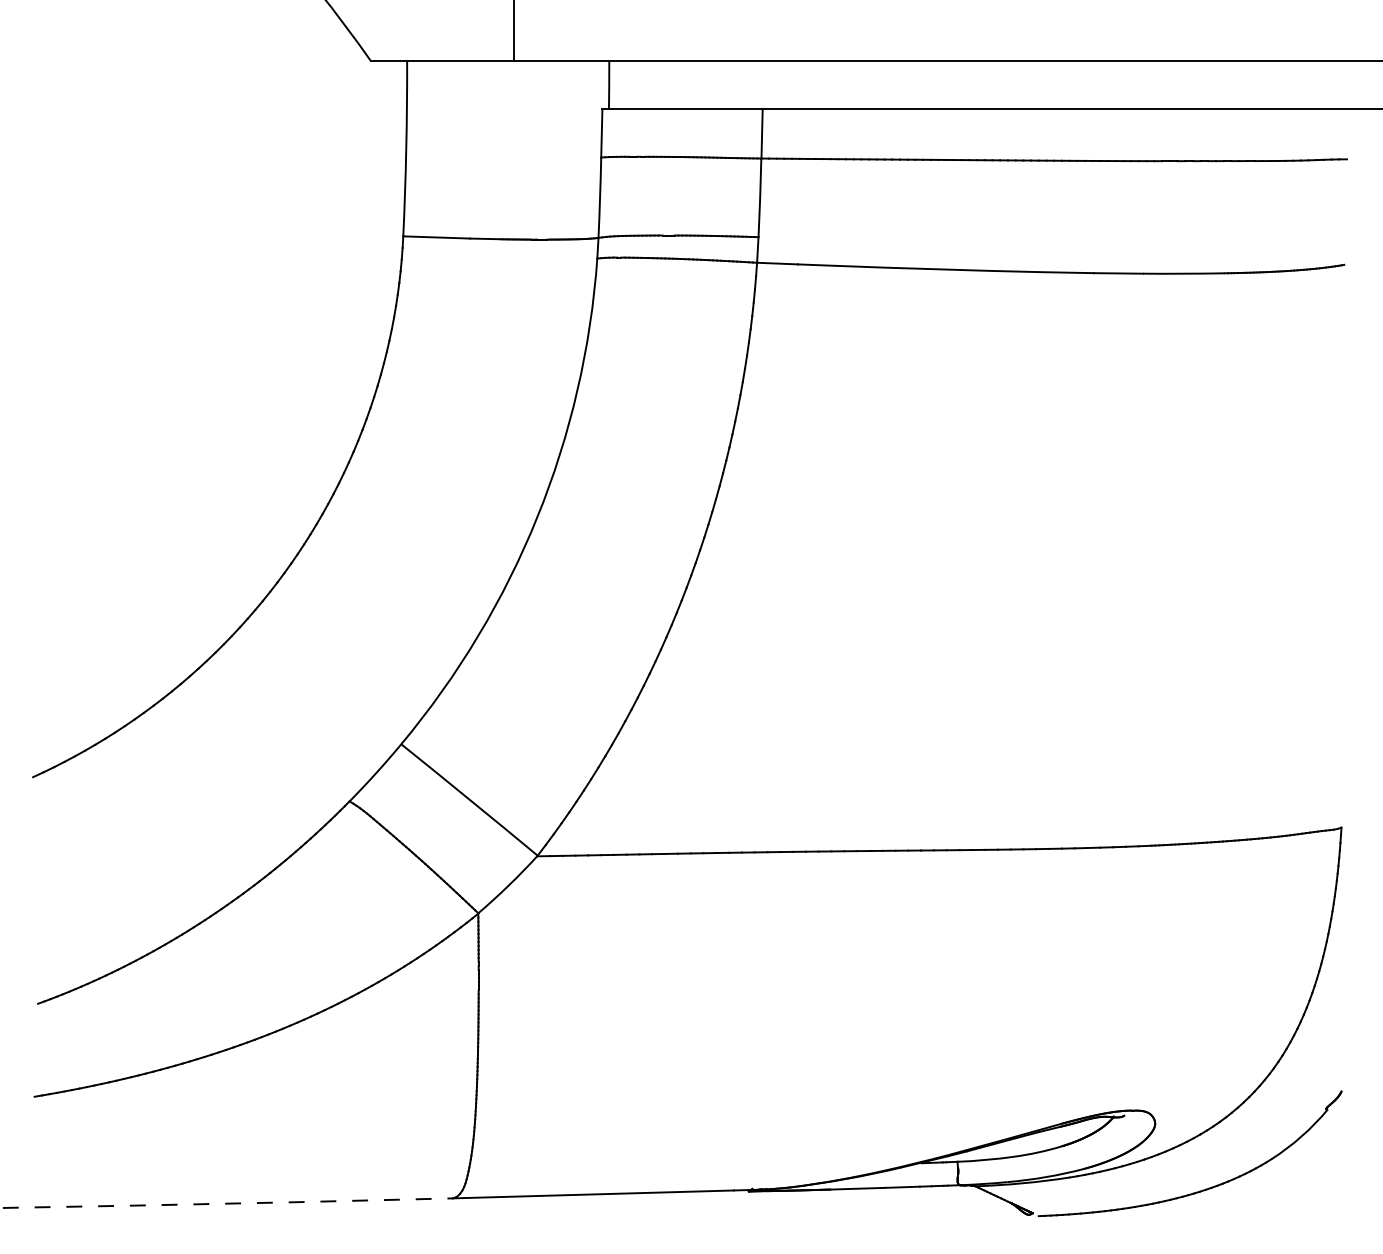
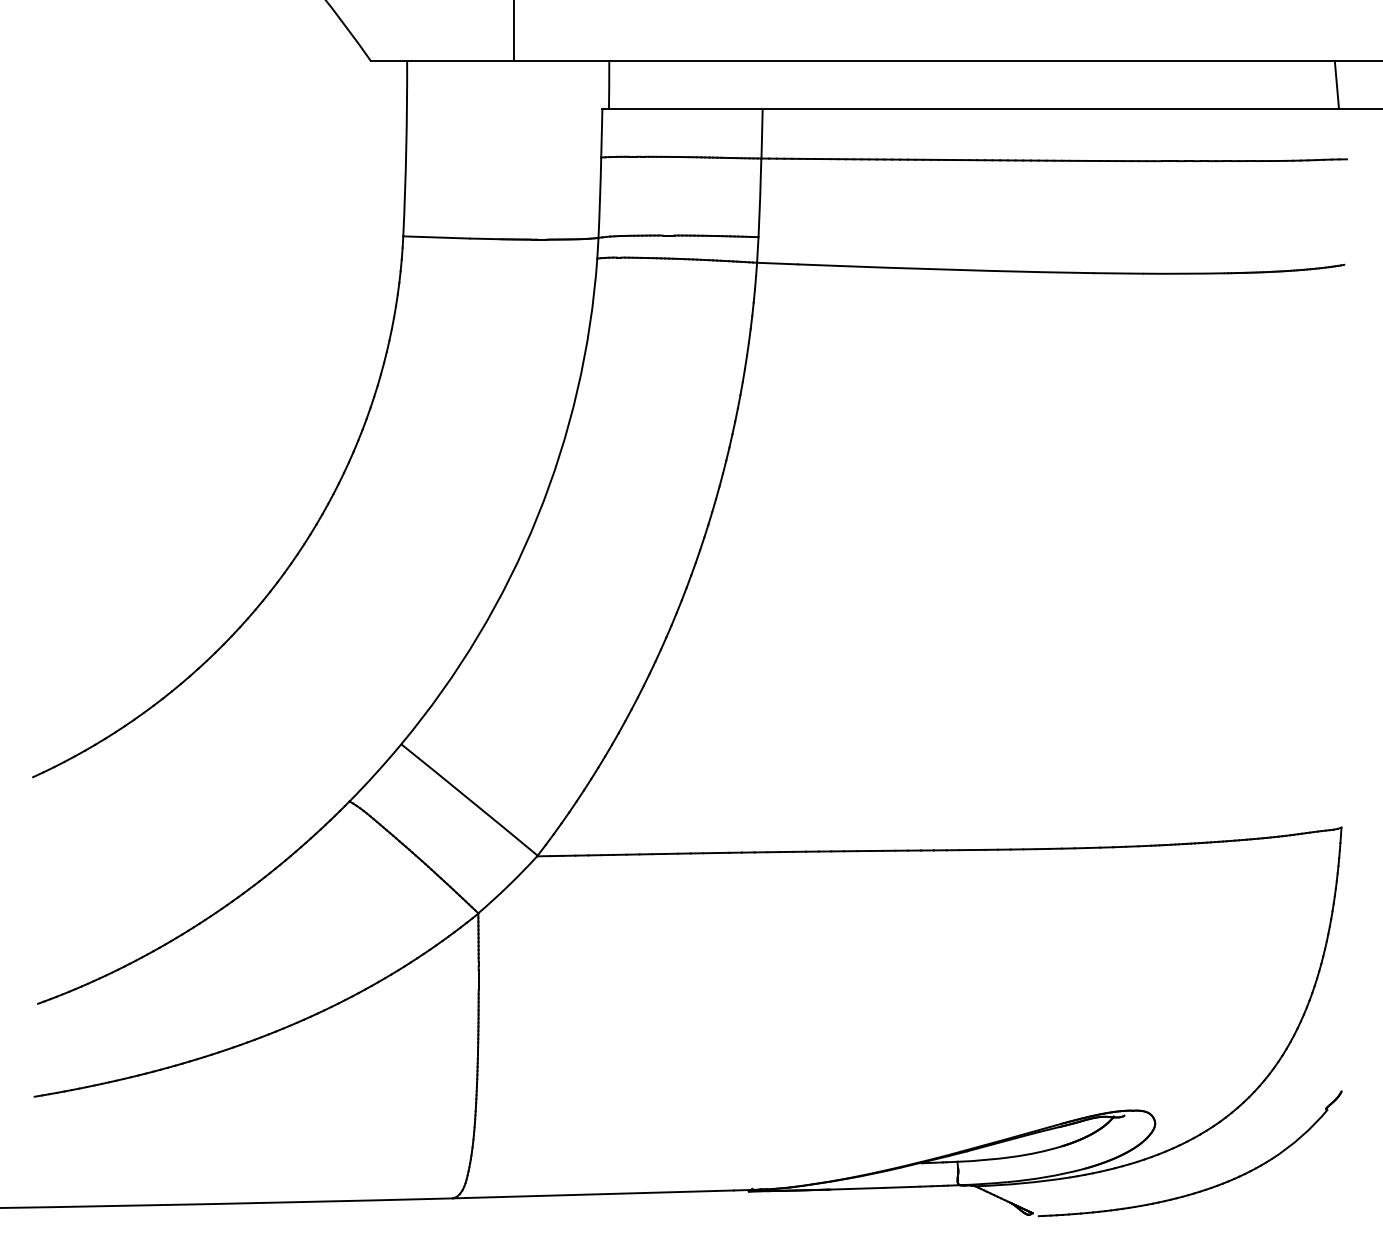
line: none -> present (1336, 84)
arc: dashed -> solid (227, 1203)
